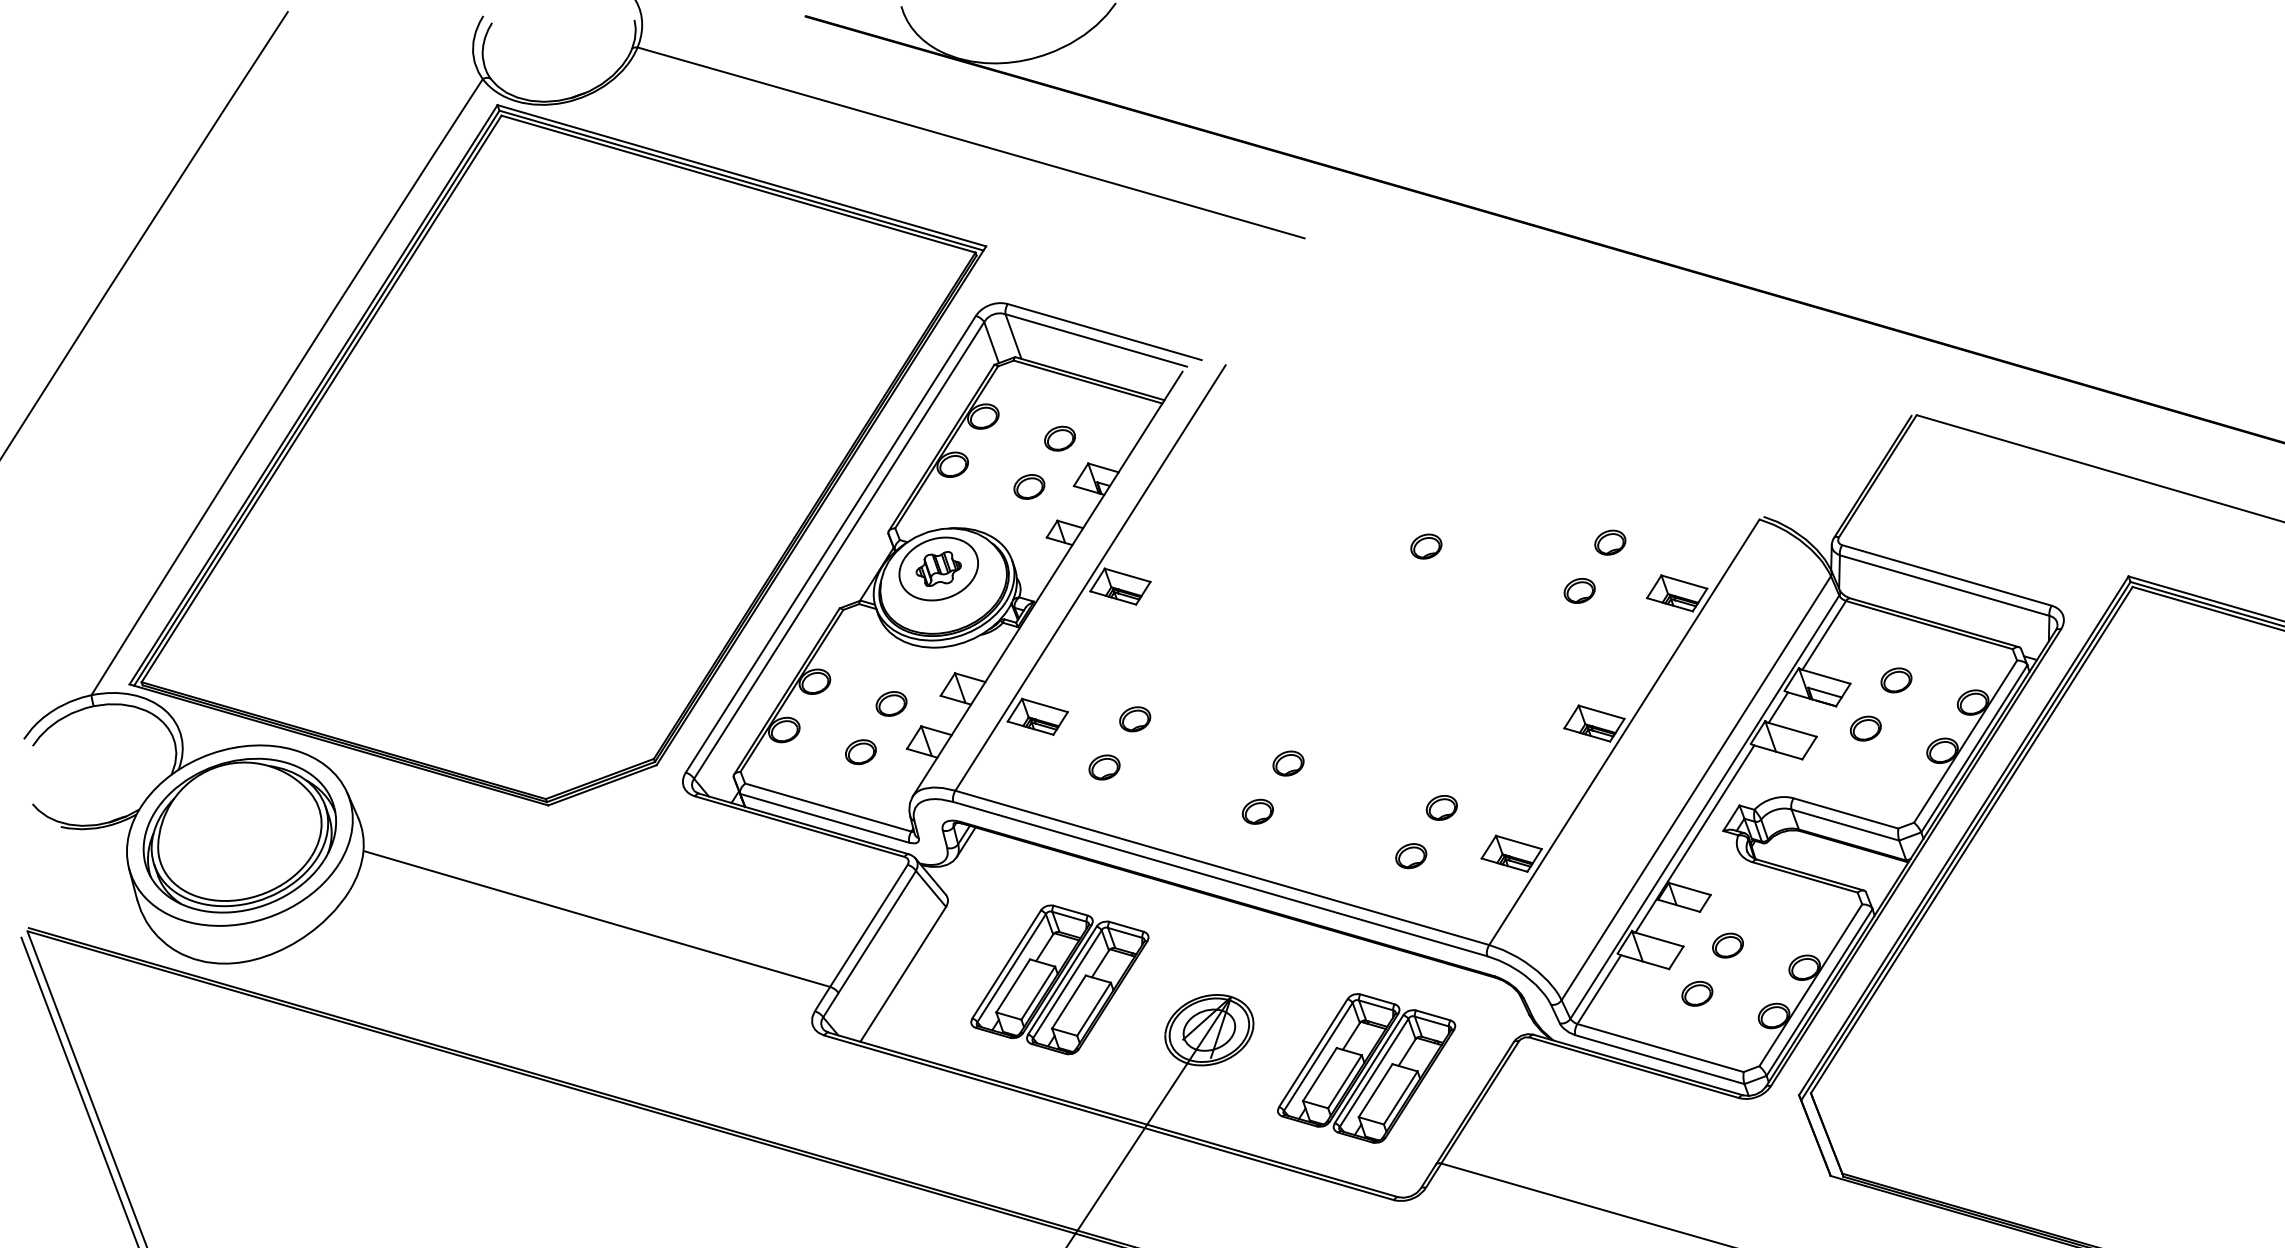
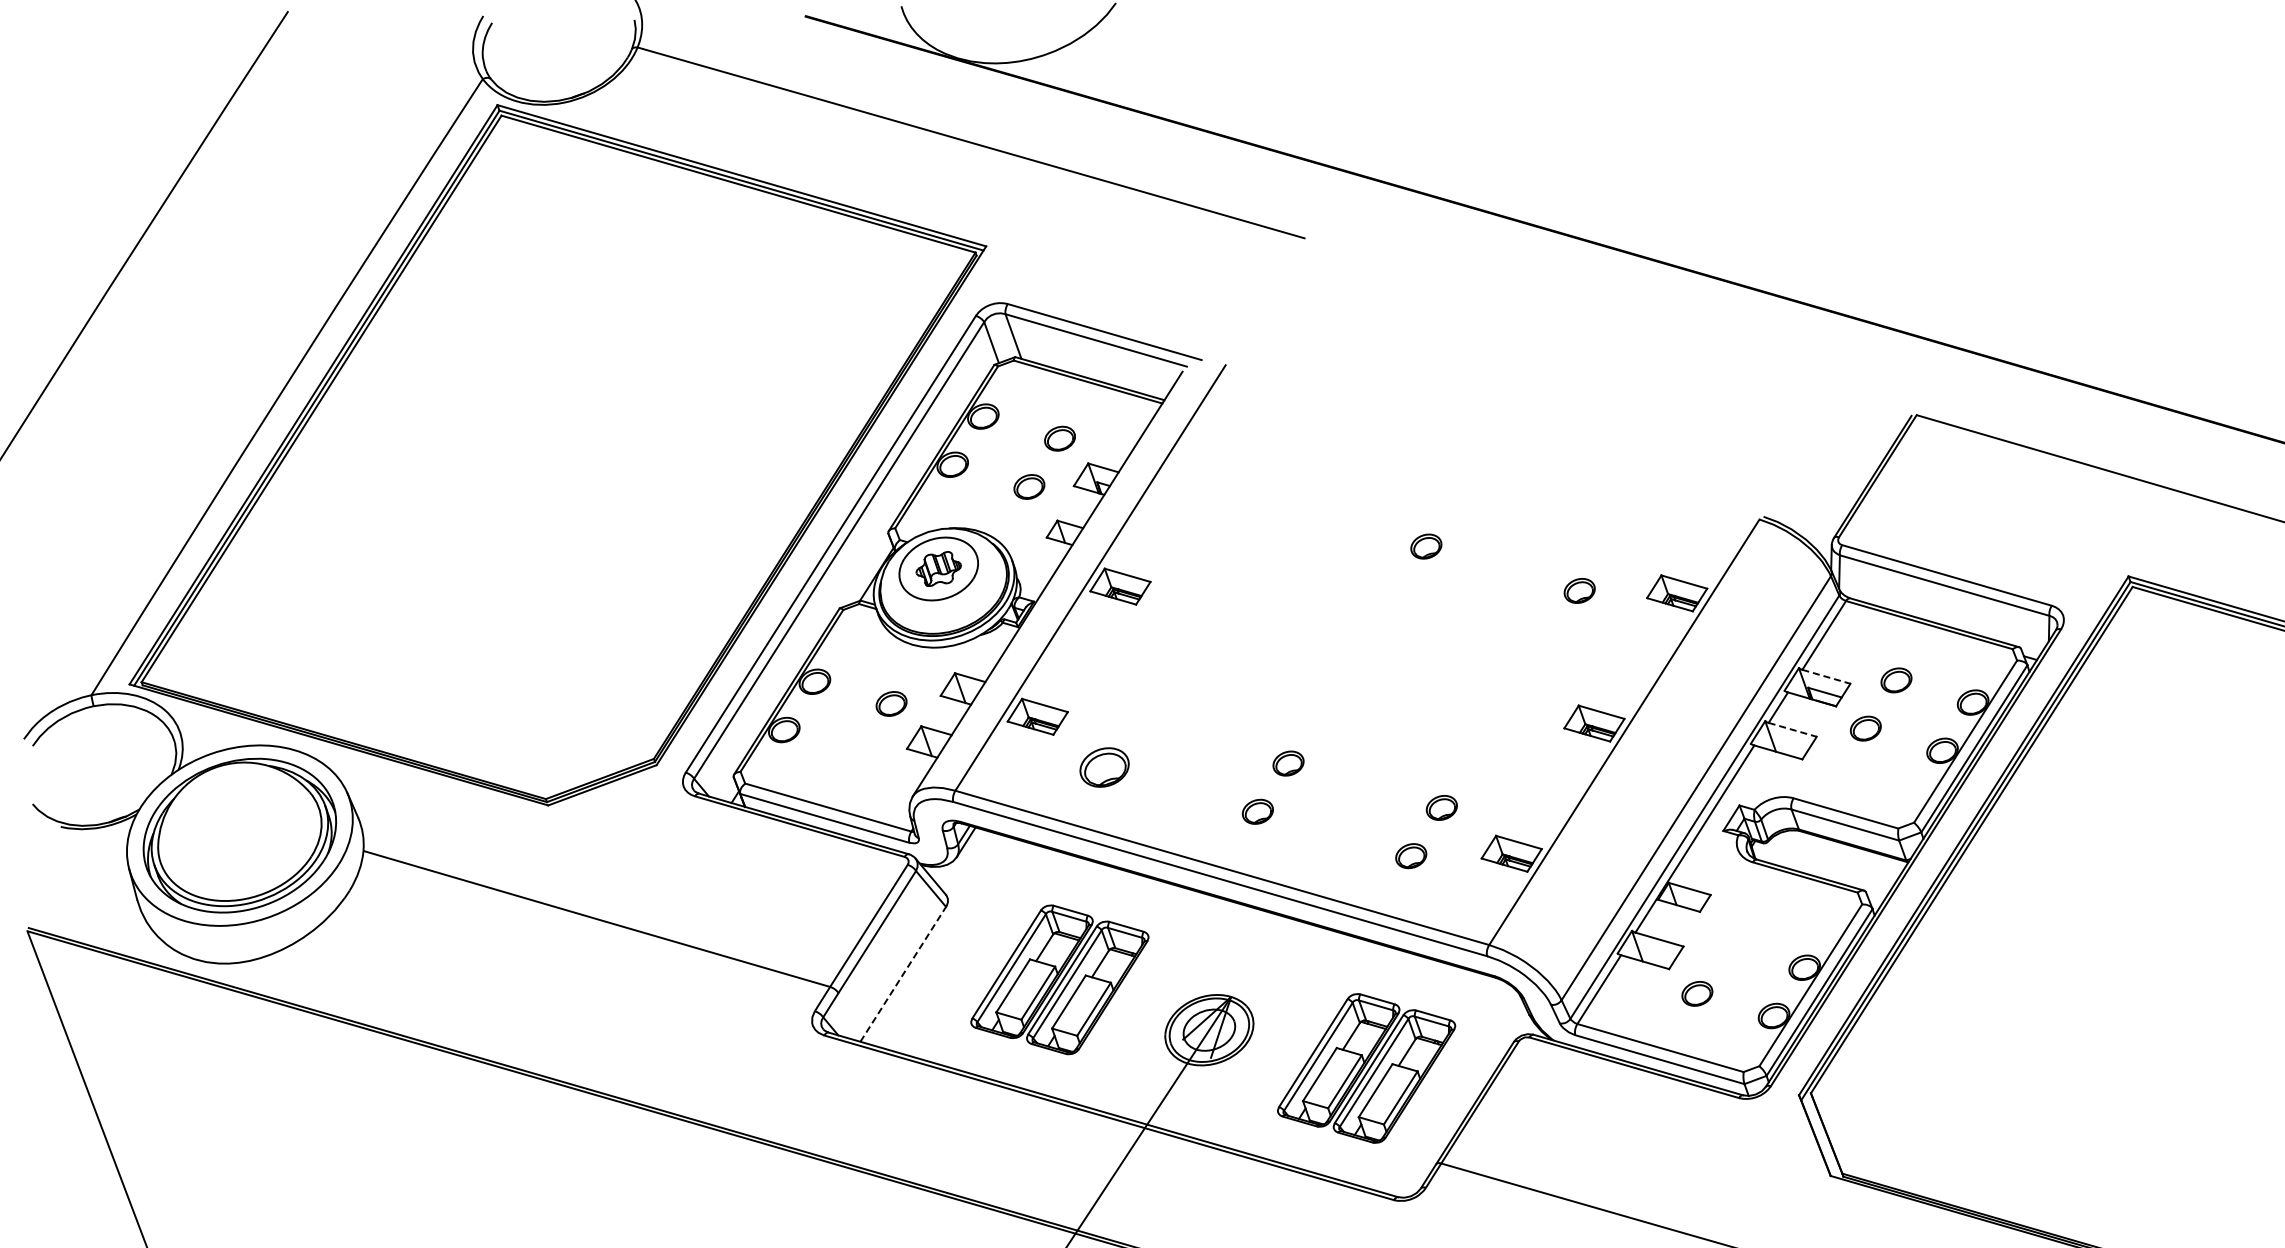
part: present -> none (1610, 542)
line: solid -> dashed (1826, 676)
part: present -> none (1135, 719)
line: solid -> dashed (1793, 729)
part: present -> none (860, 752)
part size: 33x27 px -> 51x41 px (1104, 767)
part: present -> none (1727, 945)
line: solid -> dashed (903, 974)
line: present -> none (79, 1090)
